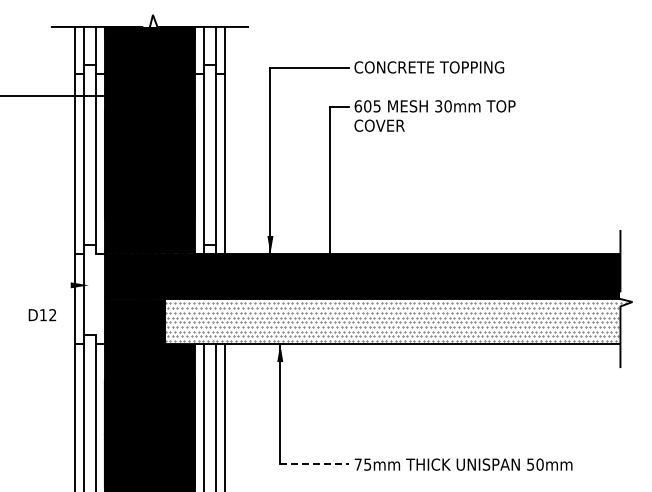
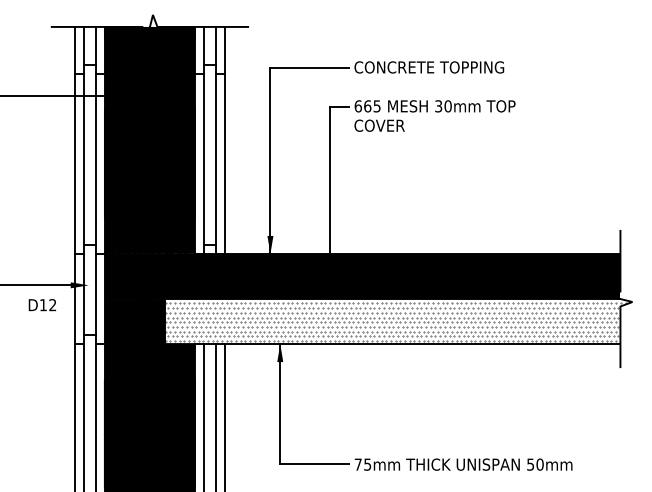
text: 605 -> 665 (367, 106)
line: none -> present (36, 285)
line: none -> present (95, 294)
text position: (42, 315) -> (42, 305) (42, 305)
line: dashed -> solid (315, 464)
